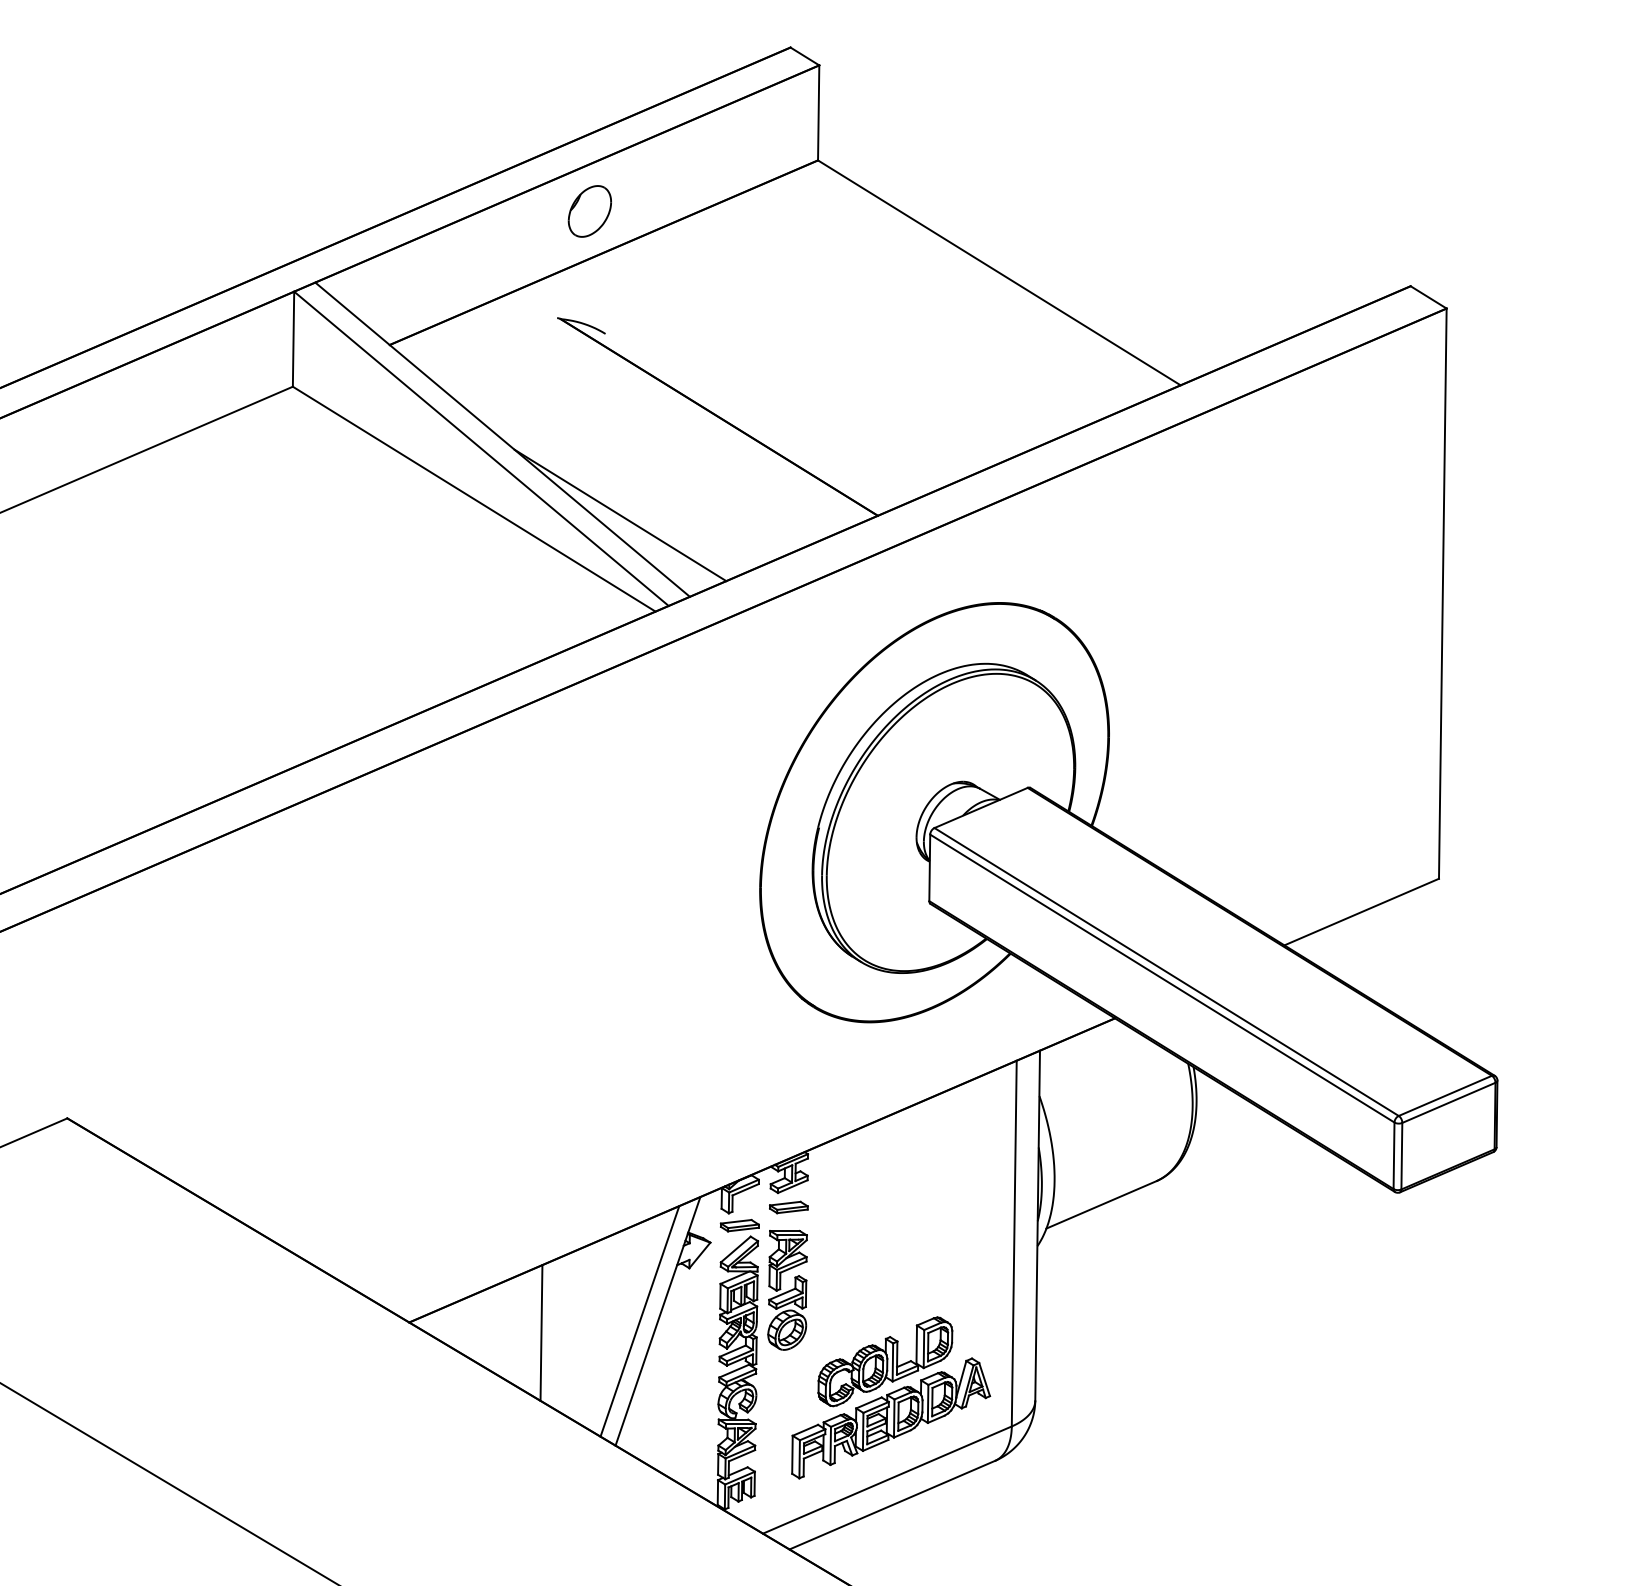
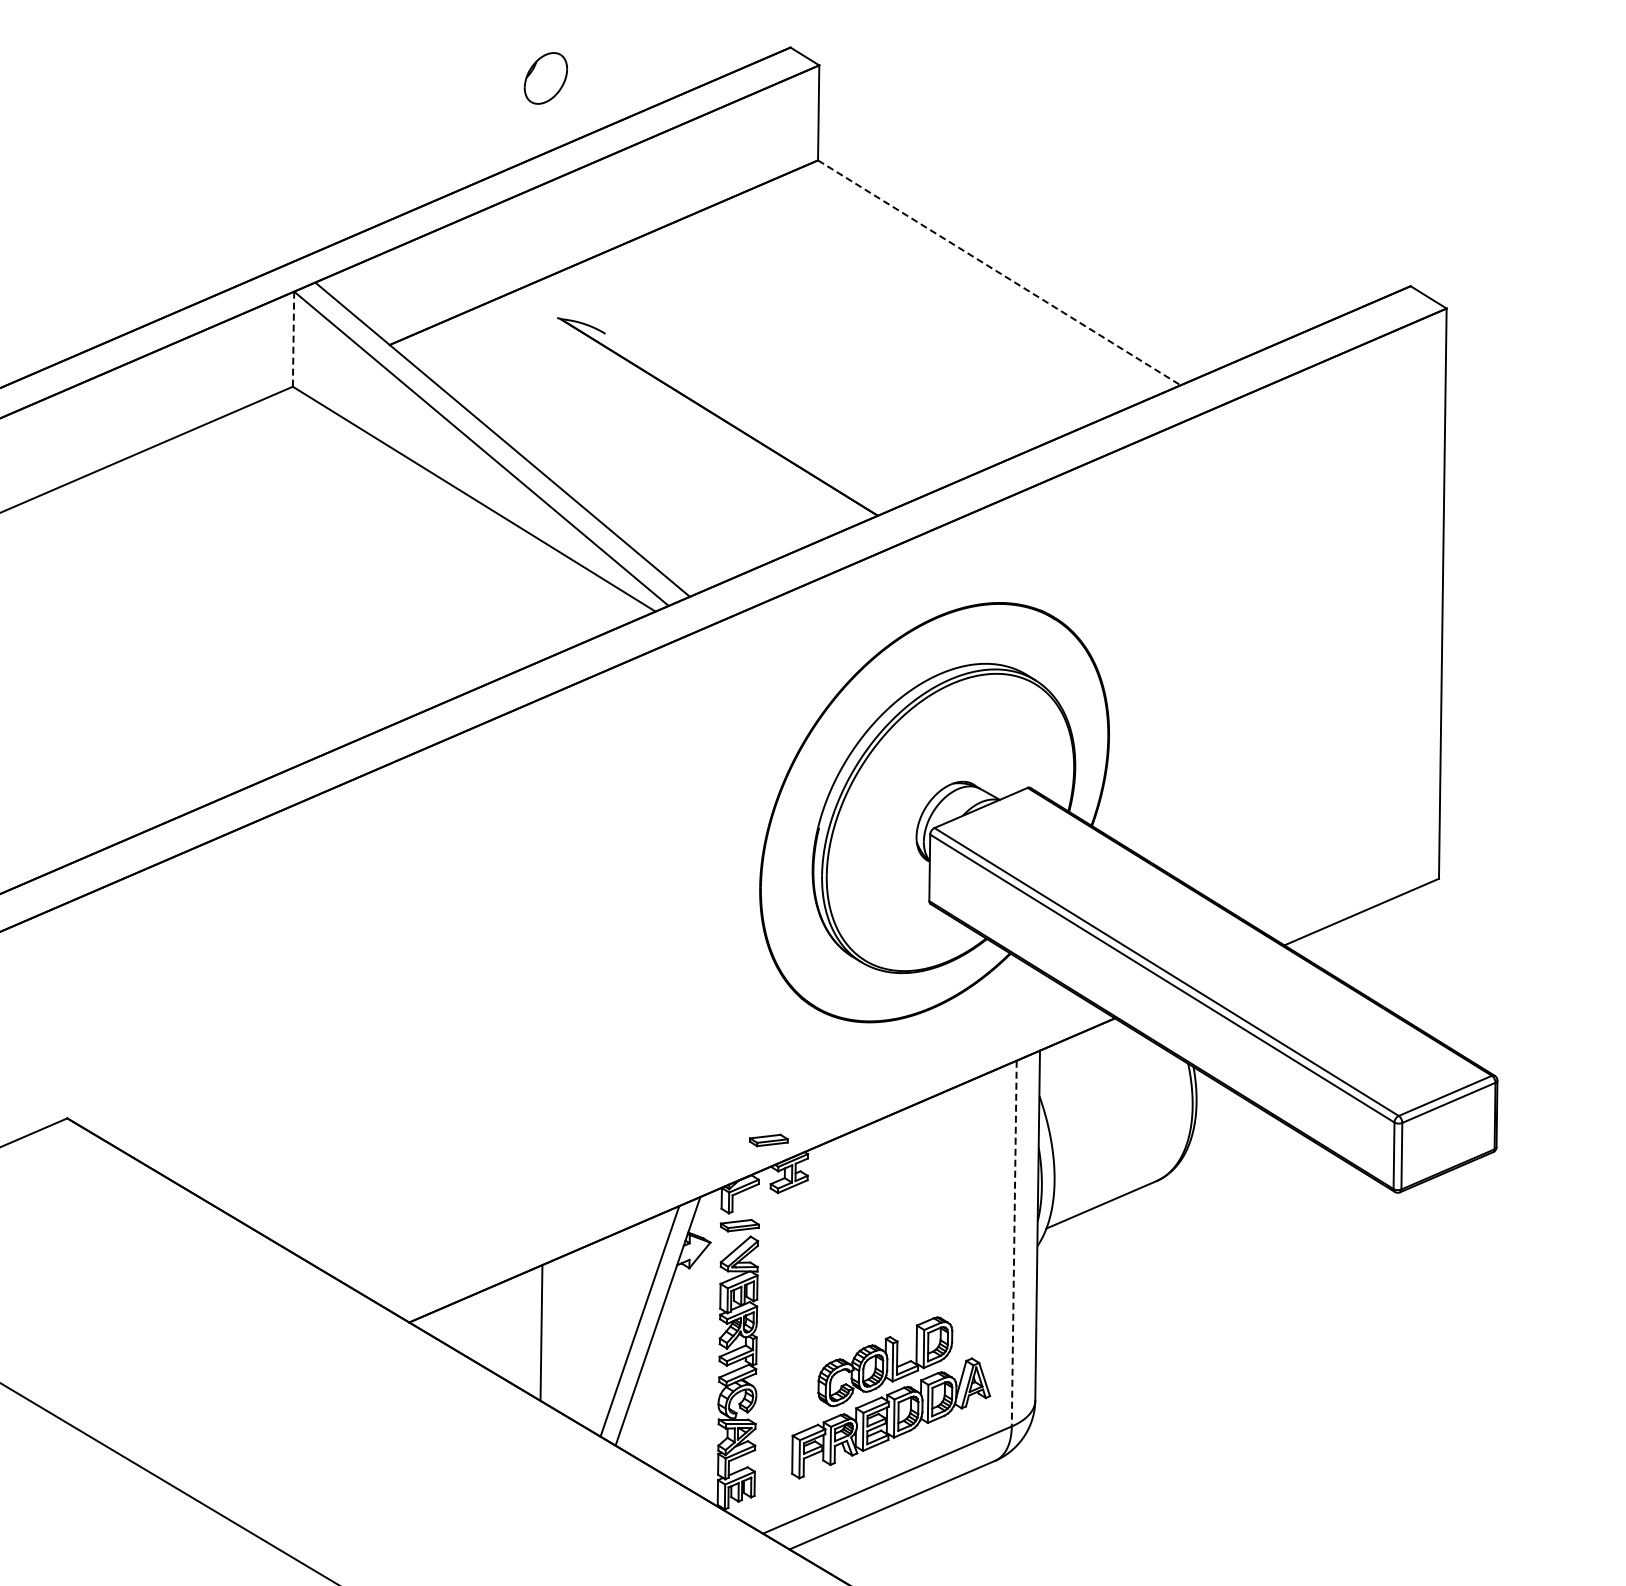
part position: (589, 211) -> (545, 78) (545, 78)
line: solid -> dashed (999, 273)
line: solid -> dashed (293, 339)
line: present -> none (620, 515)
part position: (788, 1207) -> (768, 1140) (768, 1140)
line: solid -> dashed (1014, 1243)
part: present -> none (787, 1289)
